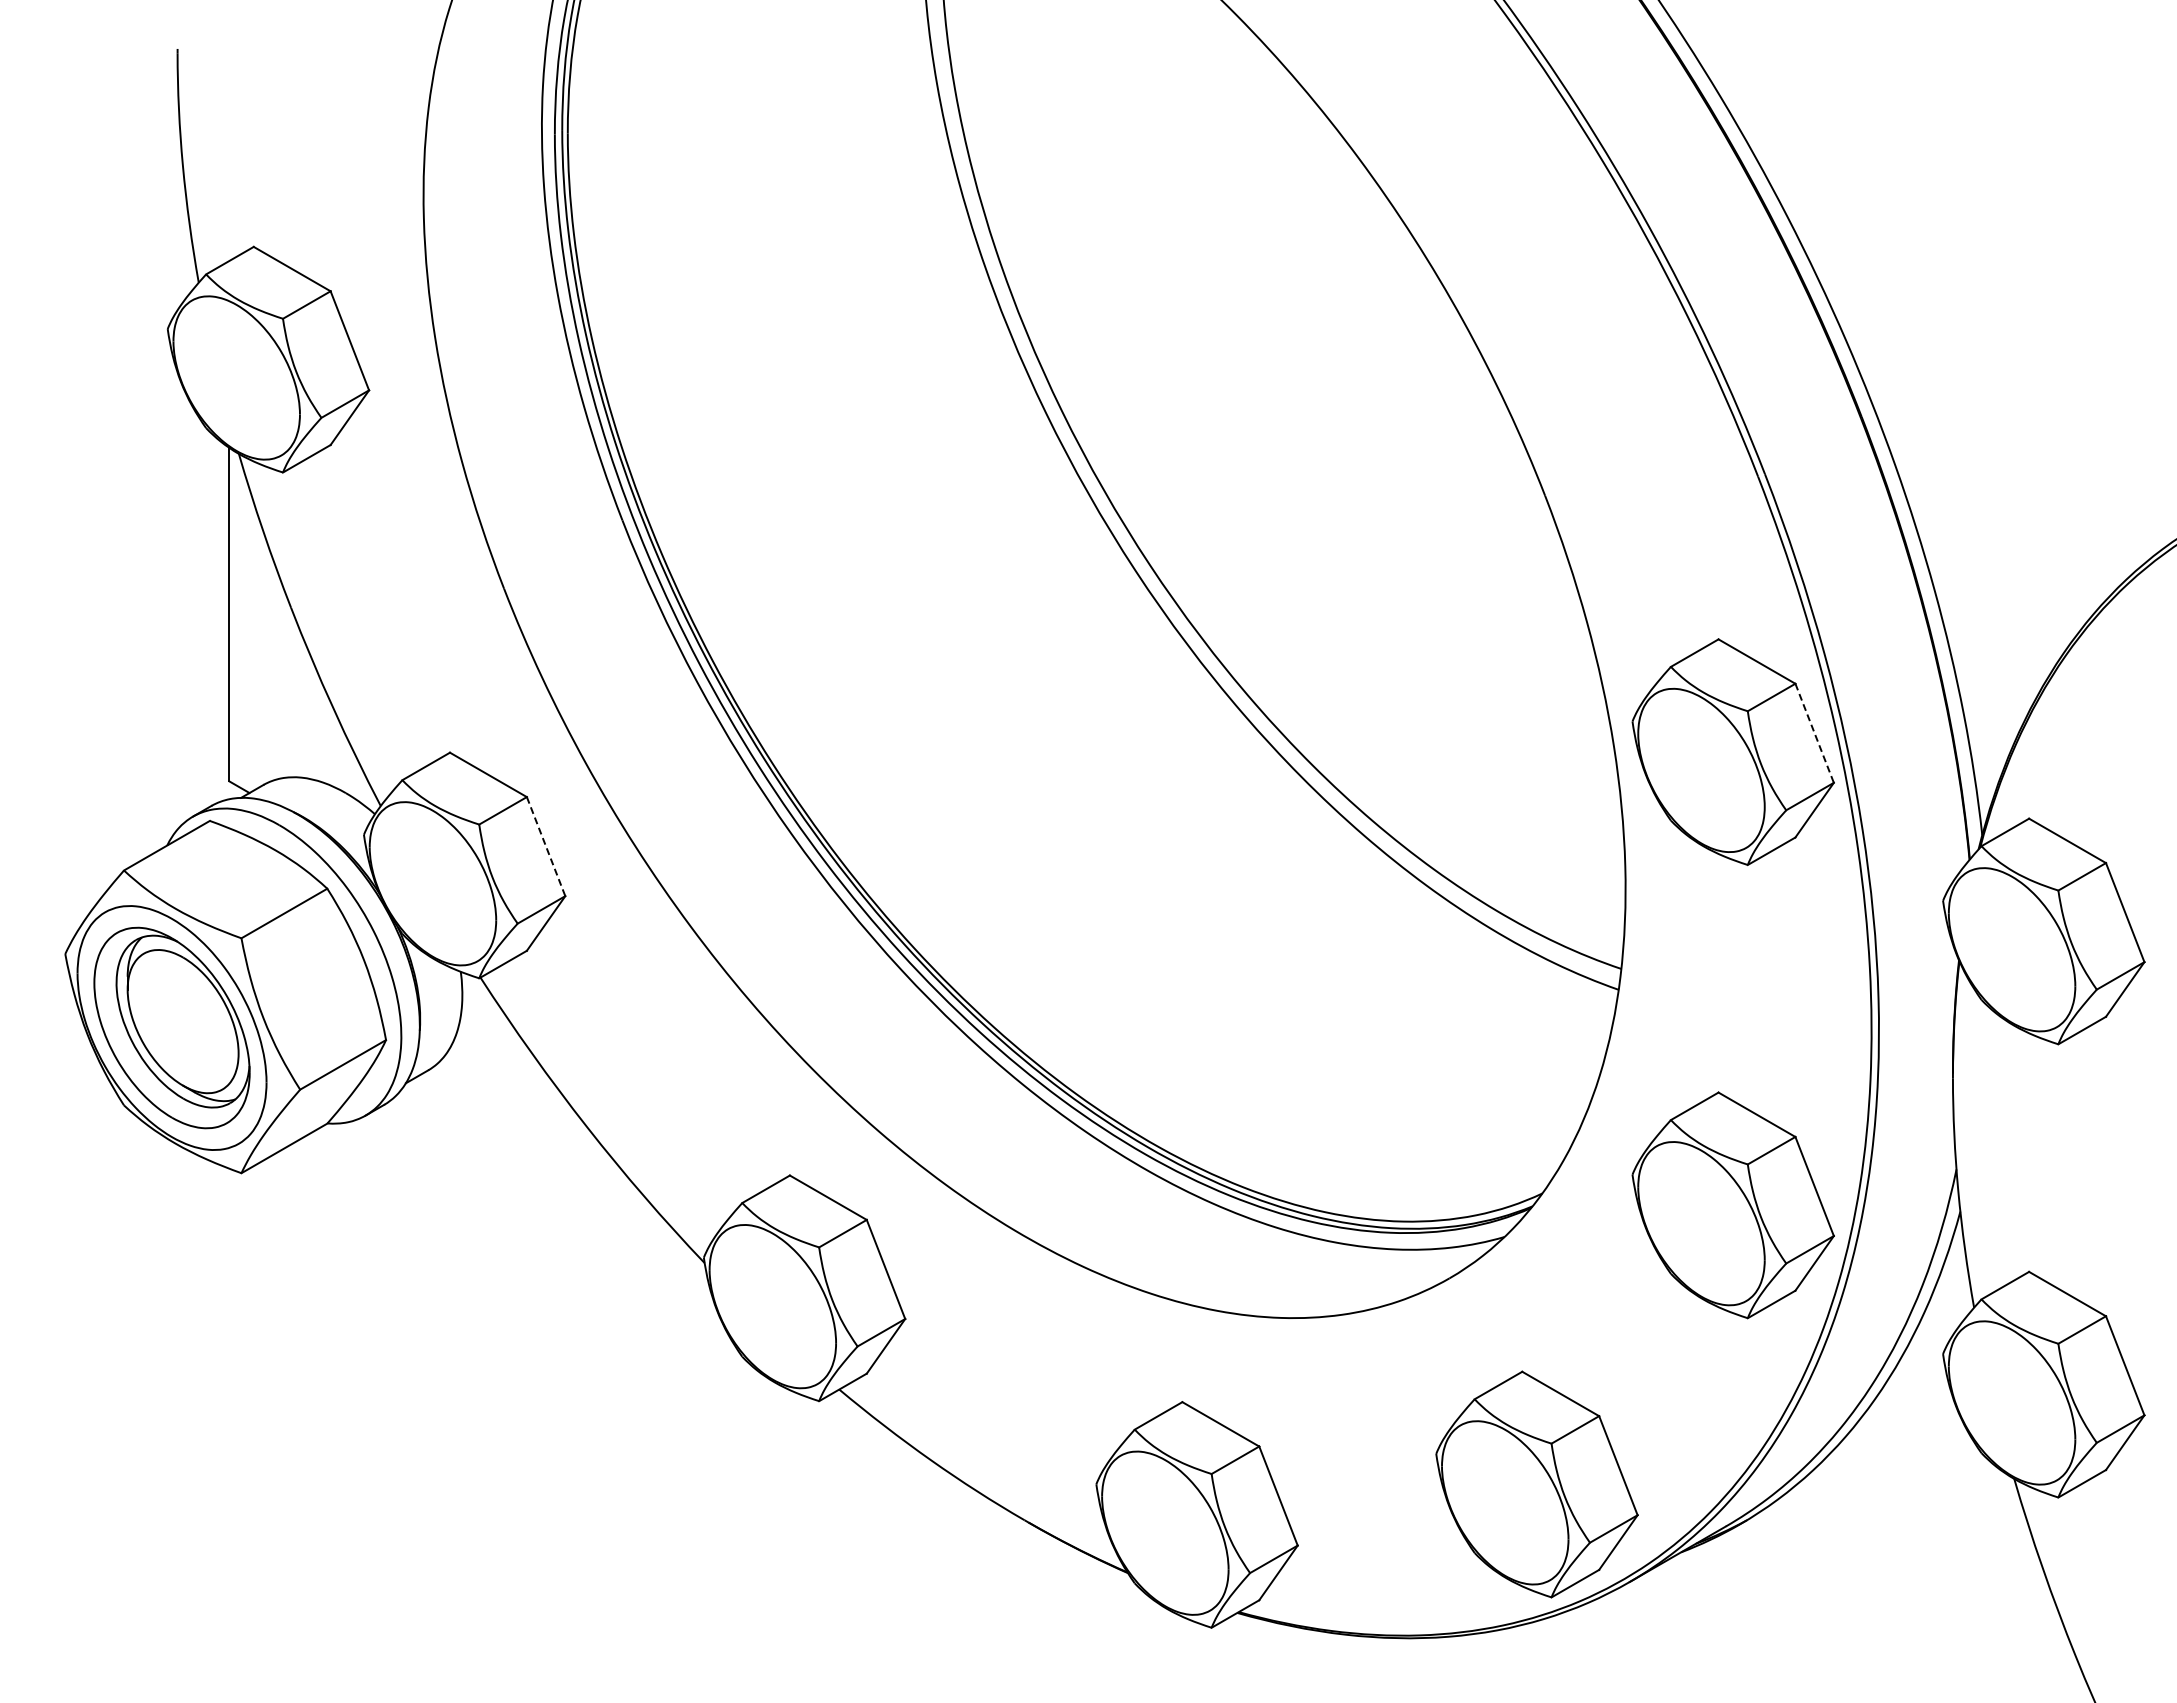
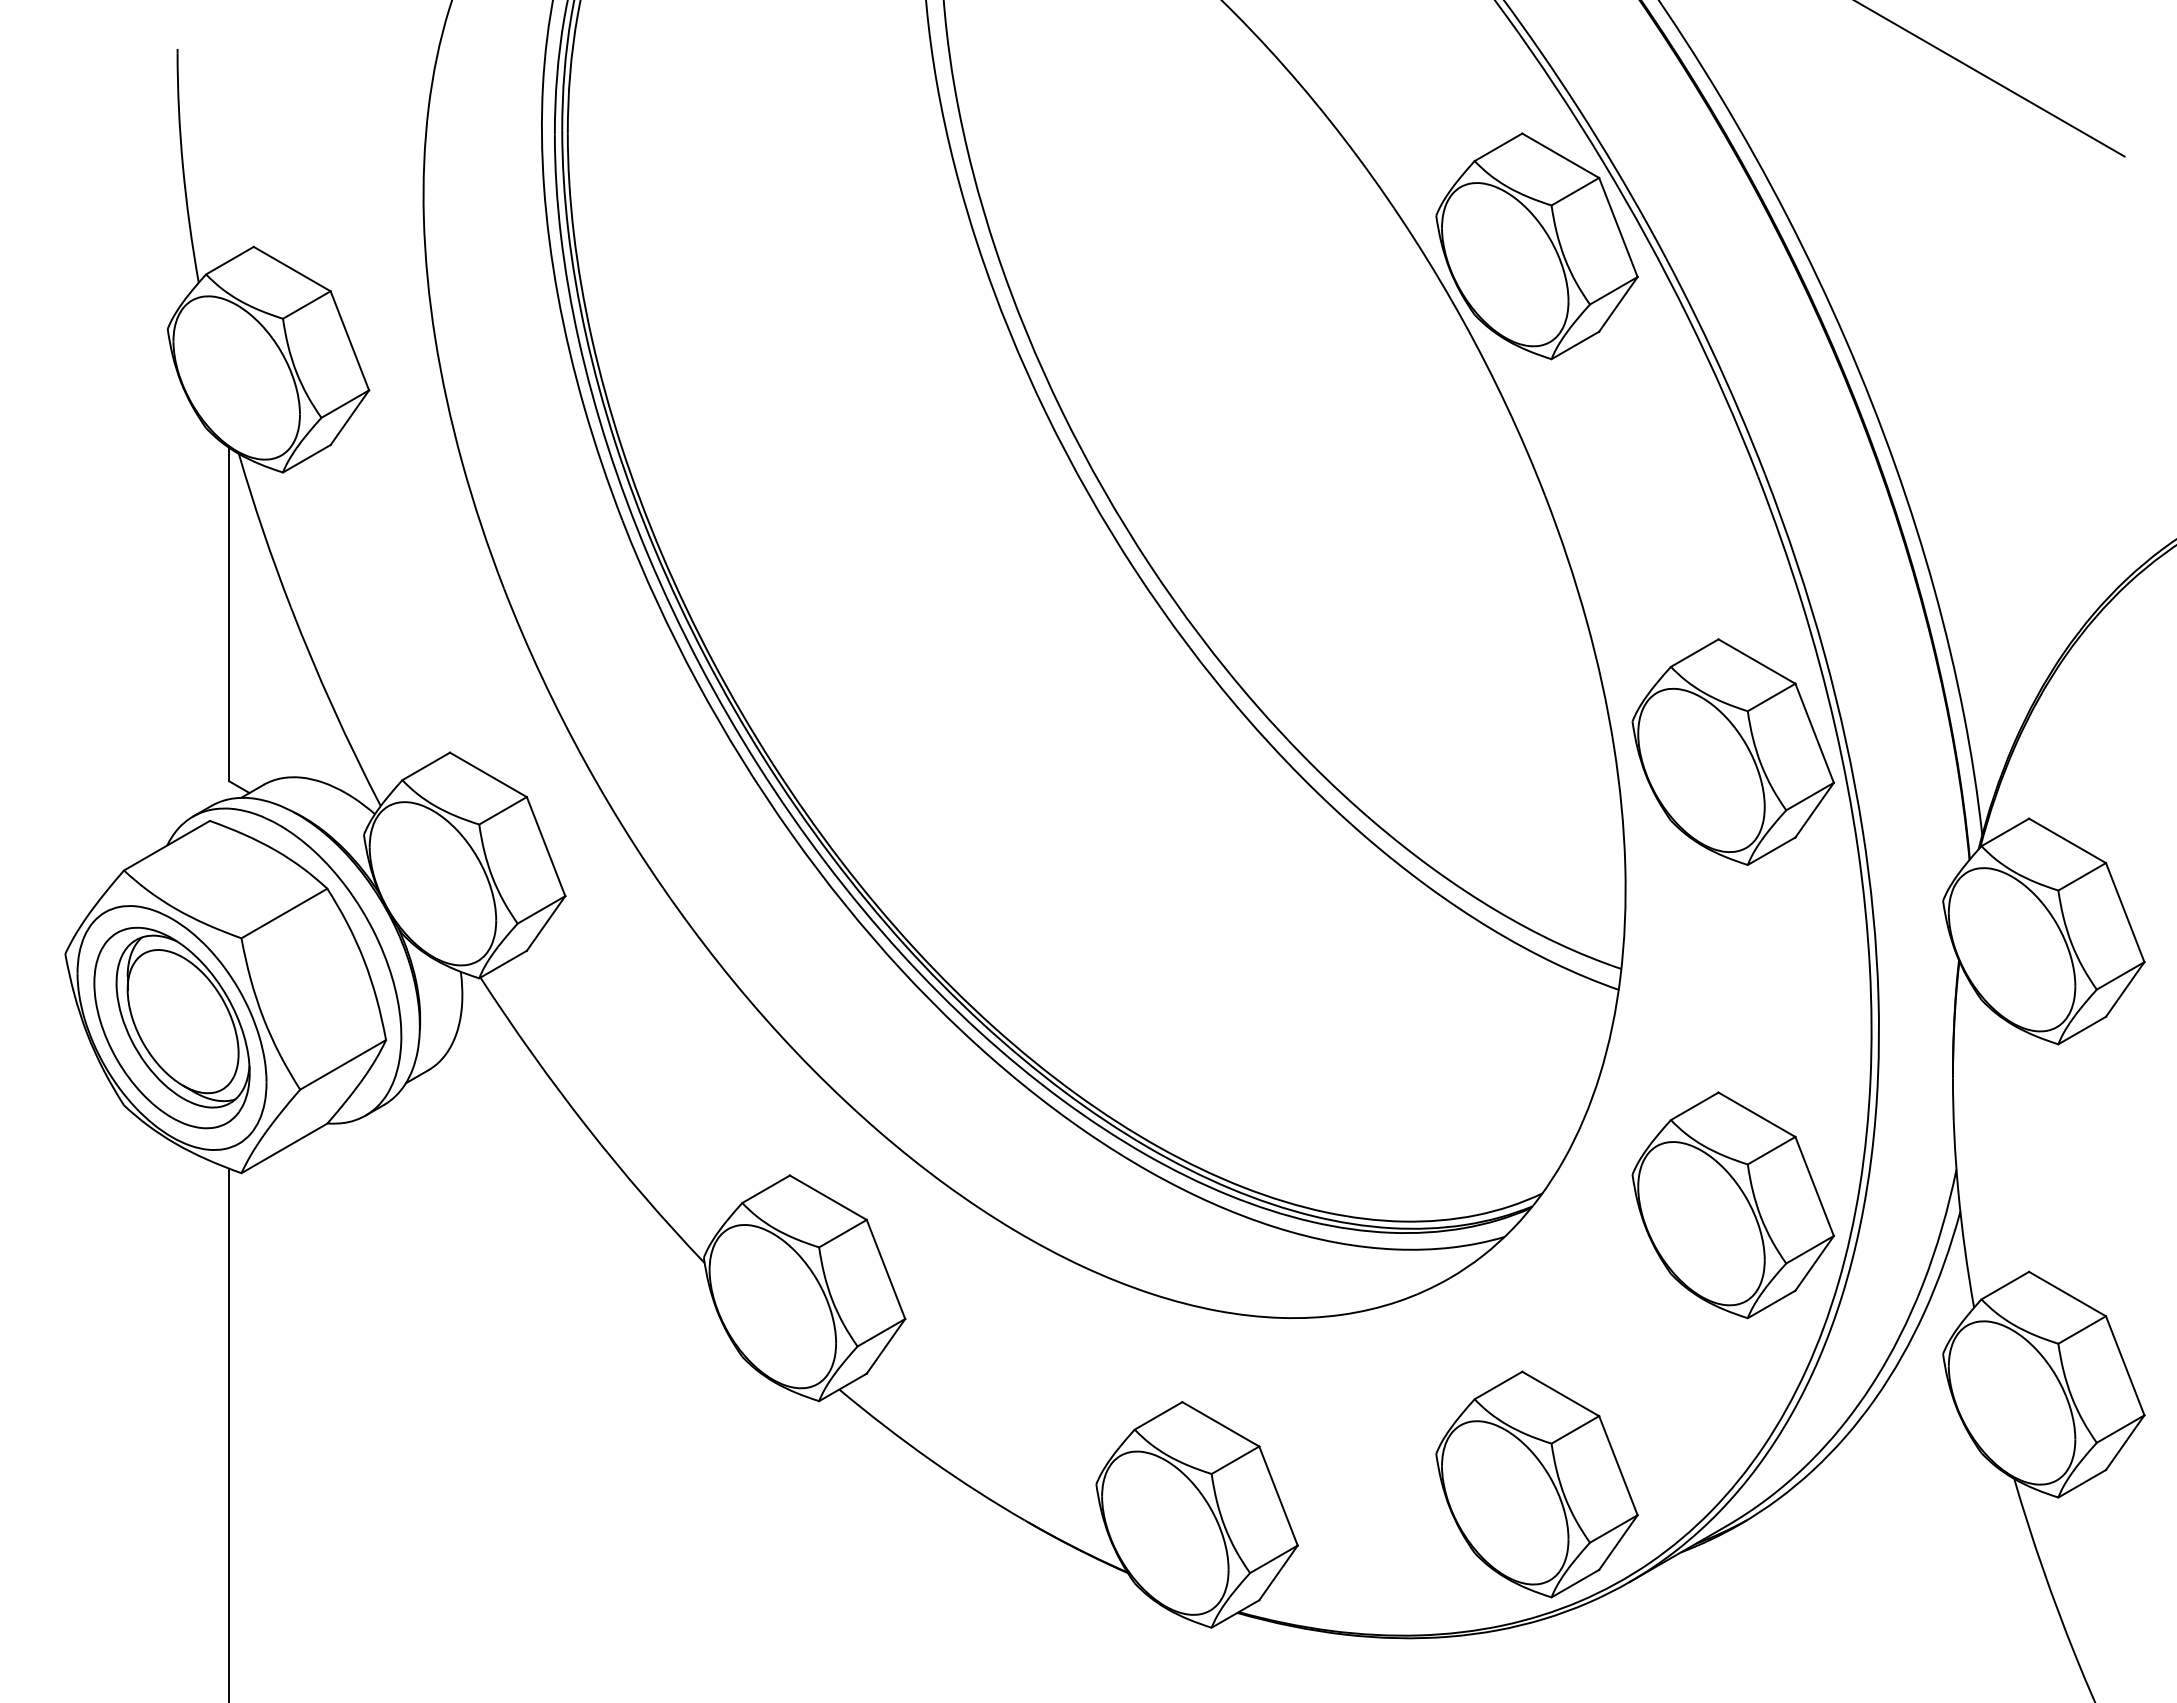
line: none -> present (1990, 79)
part: none -> present (1536, 246)
line: dashed -> solid (1814, 733)
line: dashed -> solid (546, 847)
line: none -> present (229, 1433)
